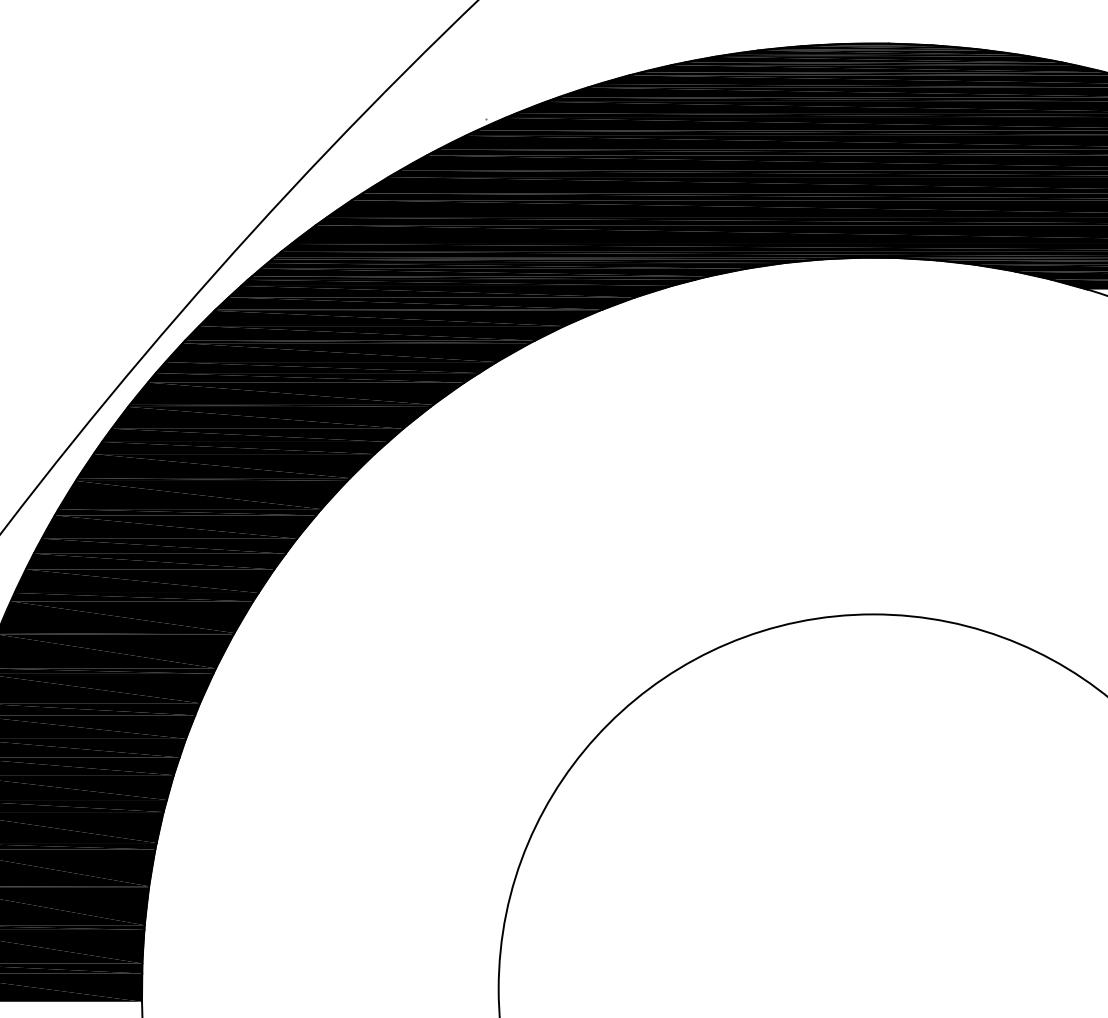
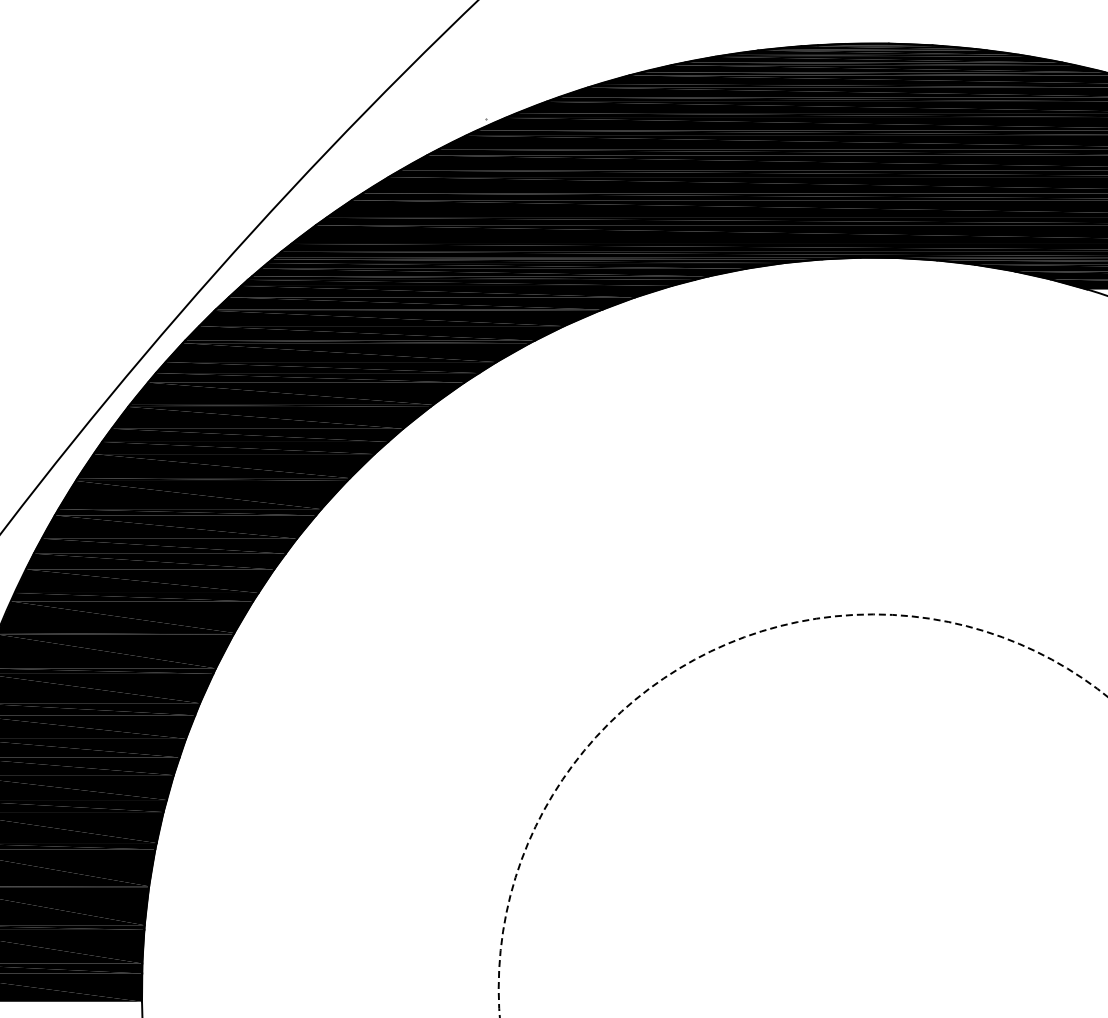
circle: solid -> dashed (802, 815)
